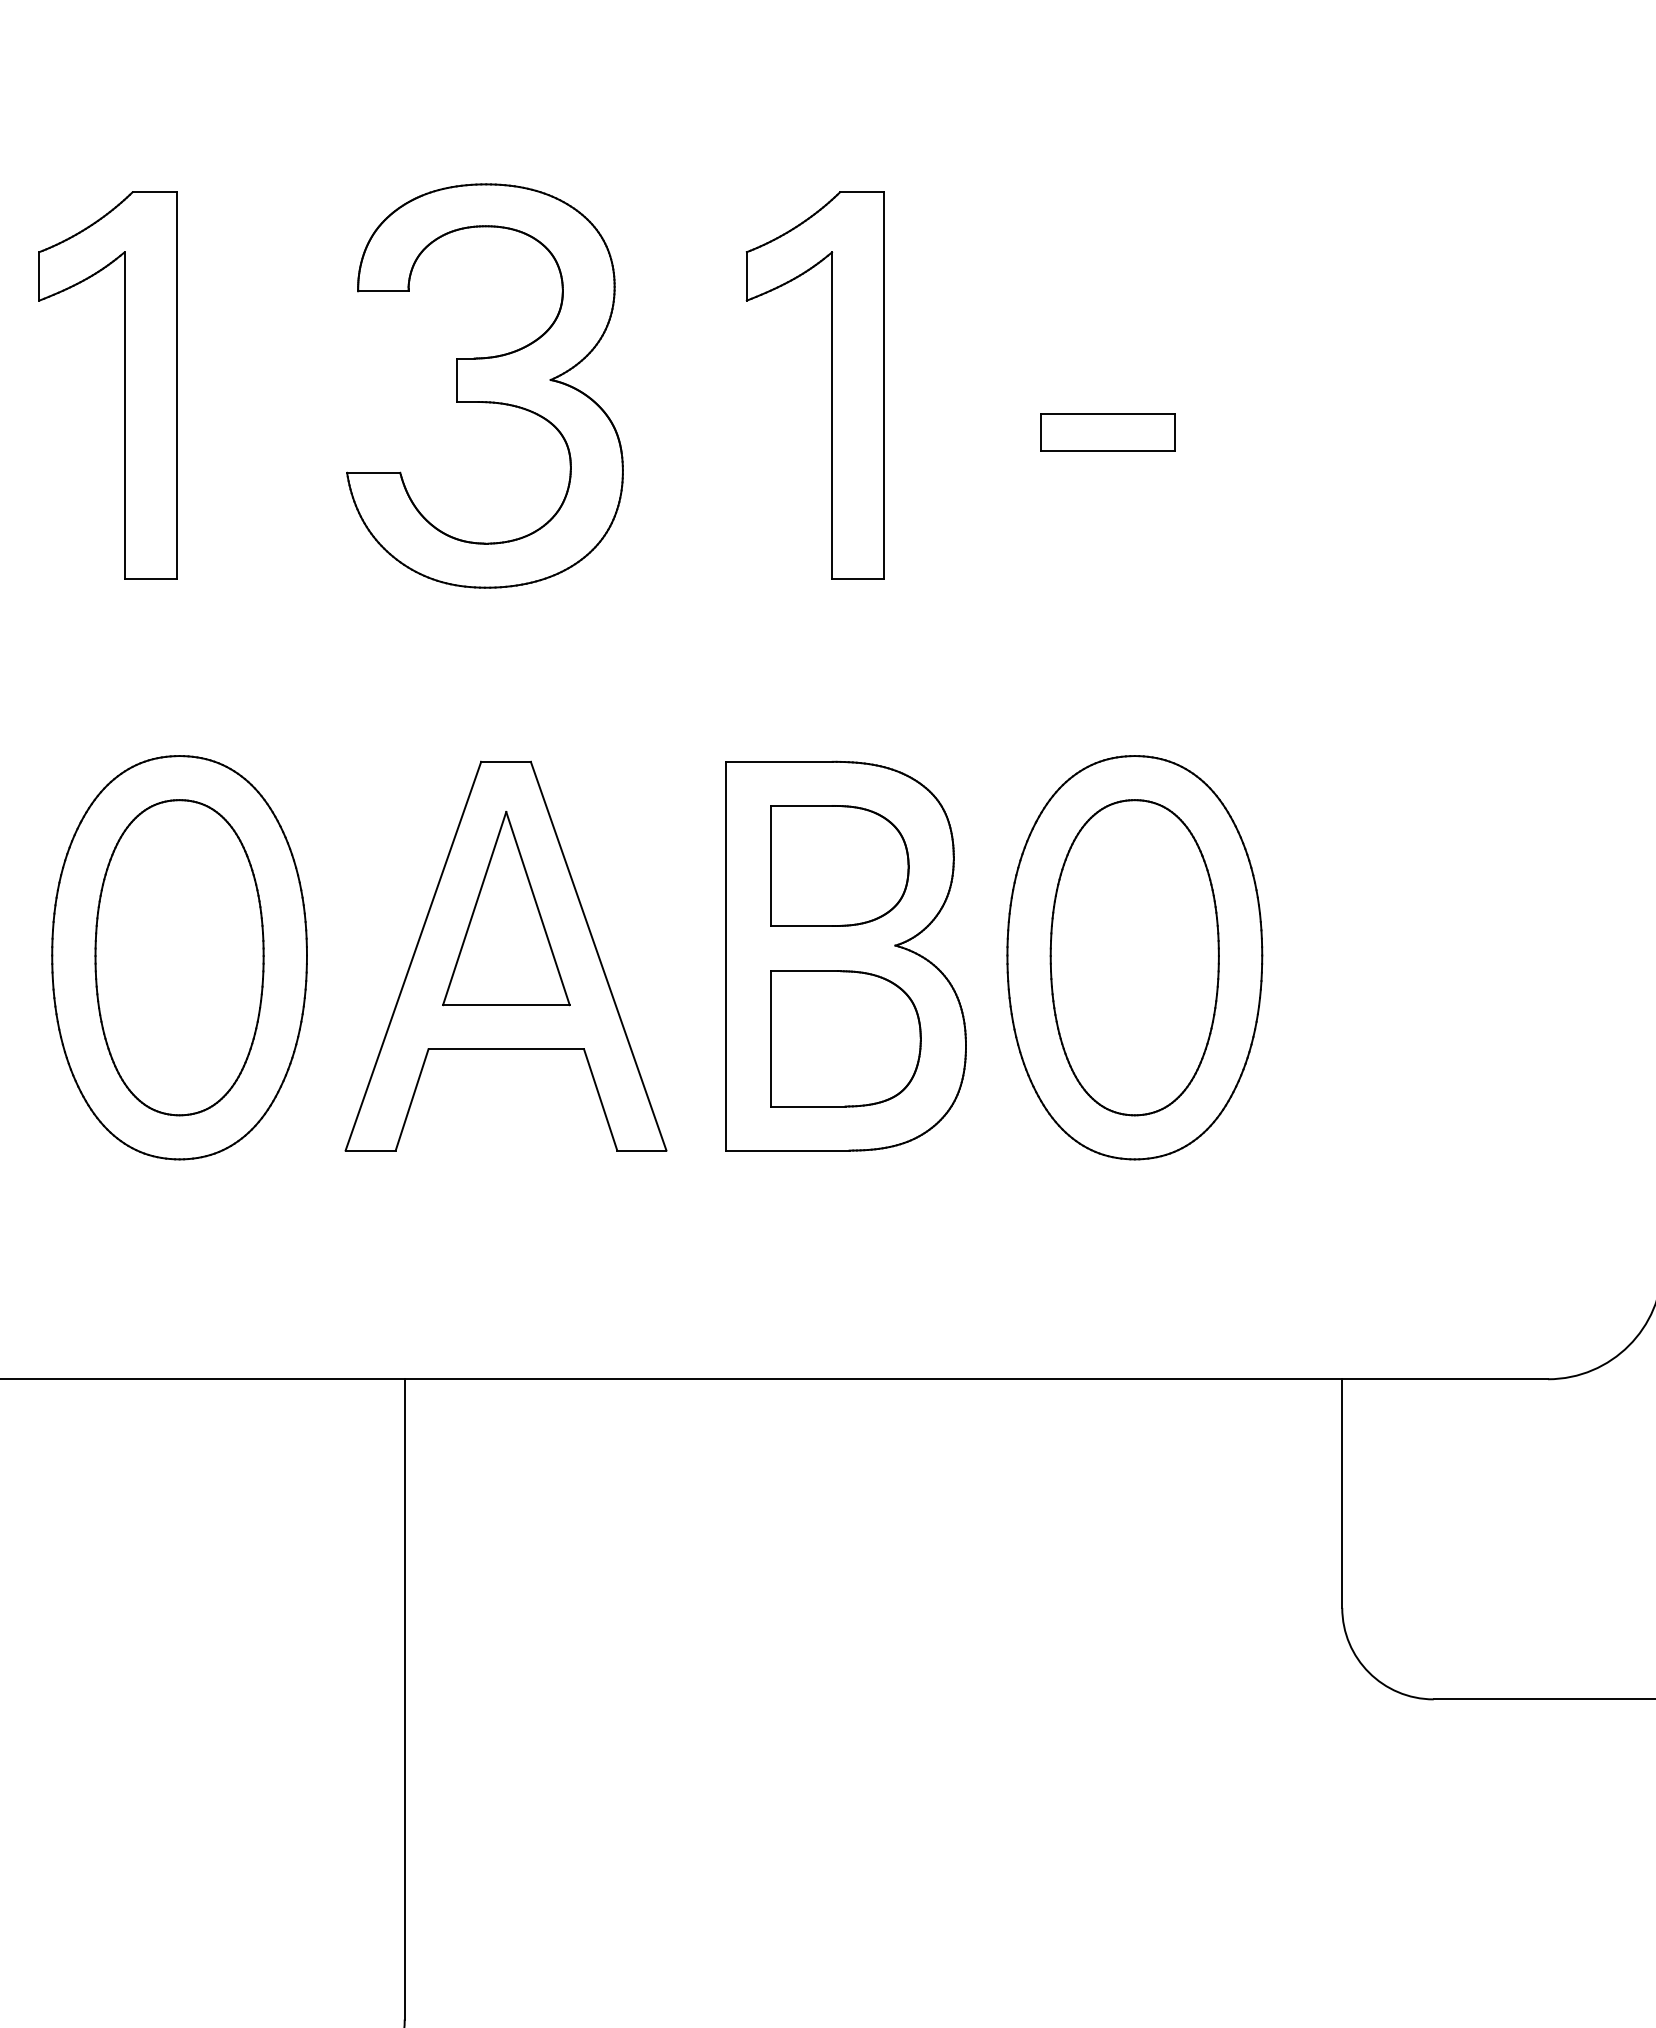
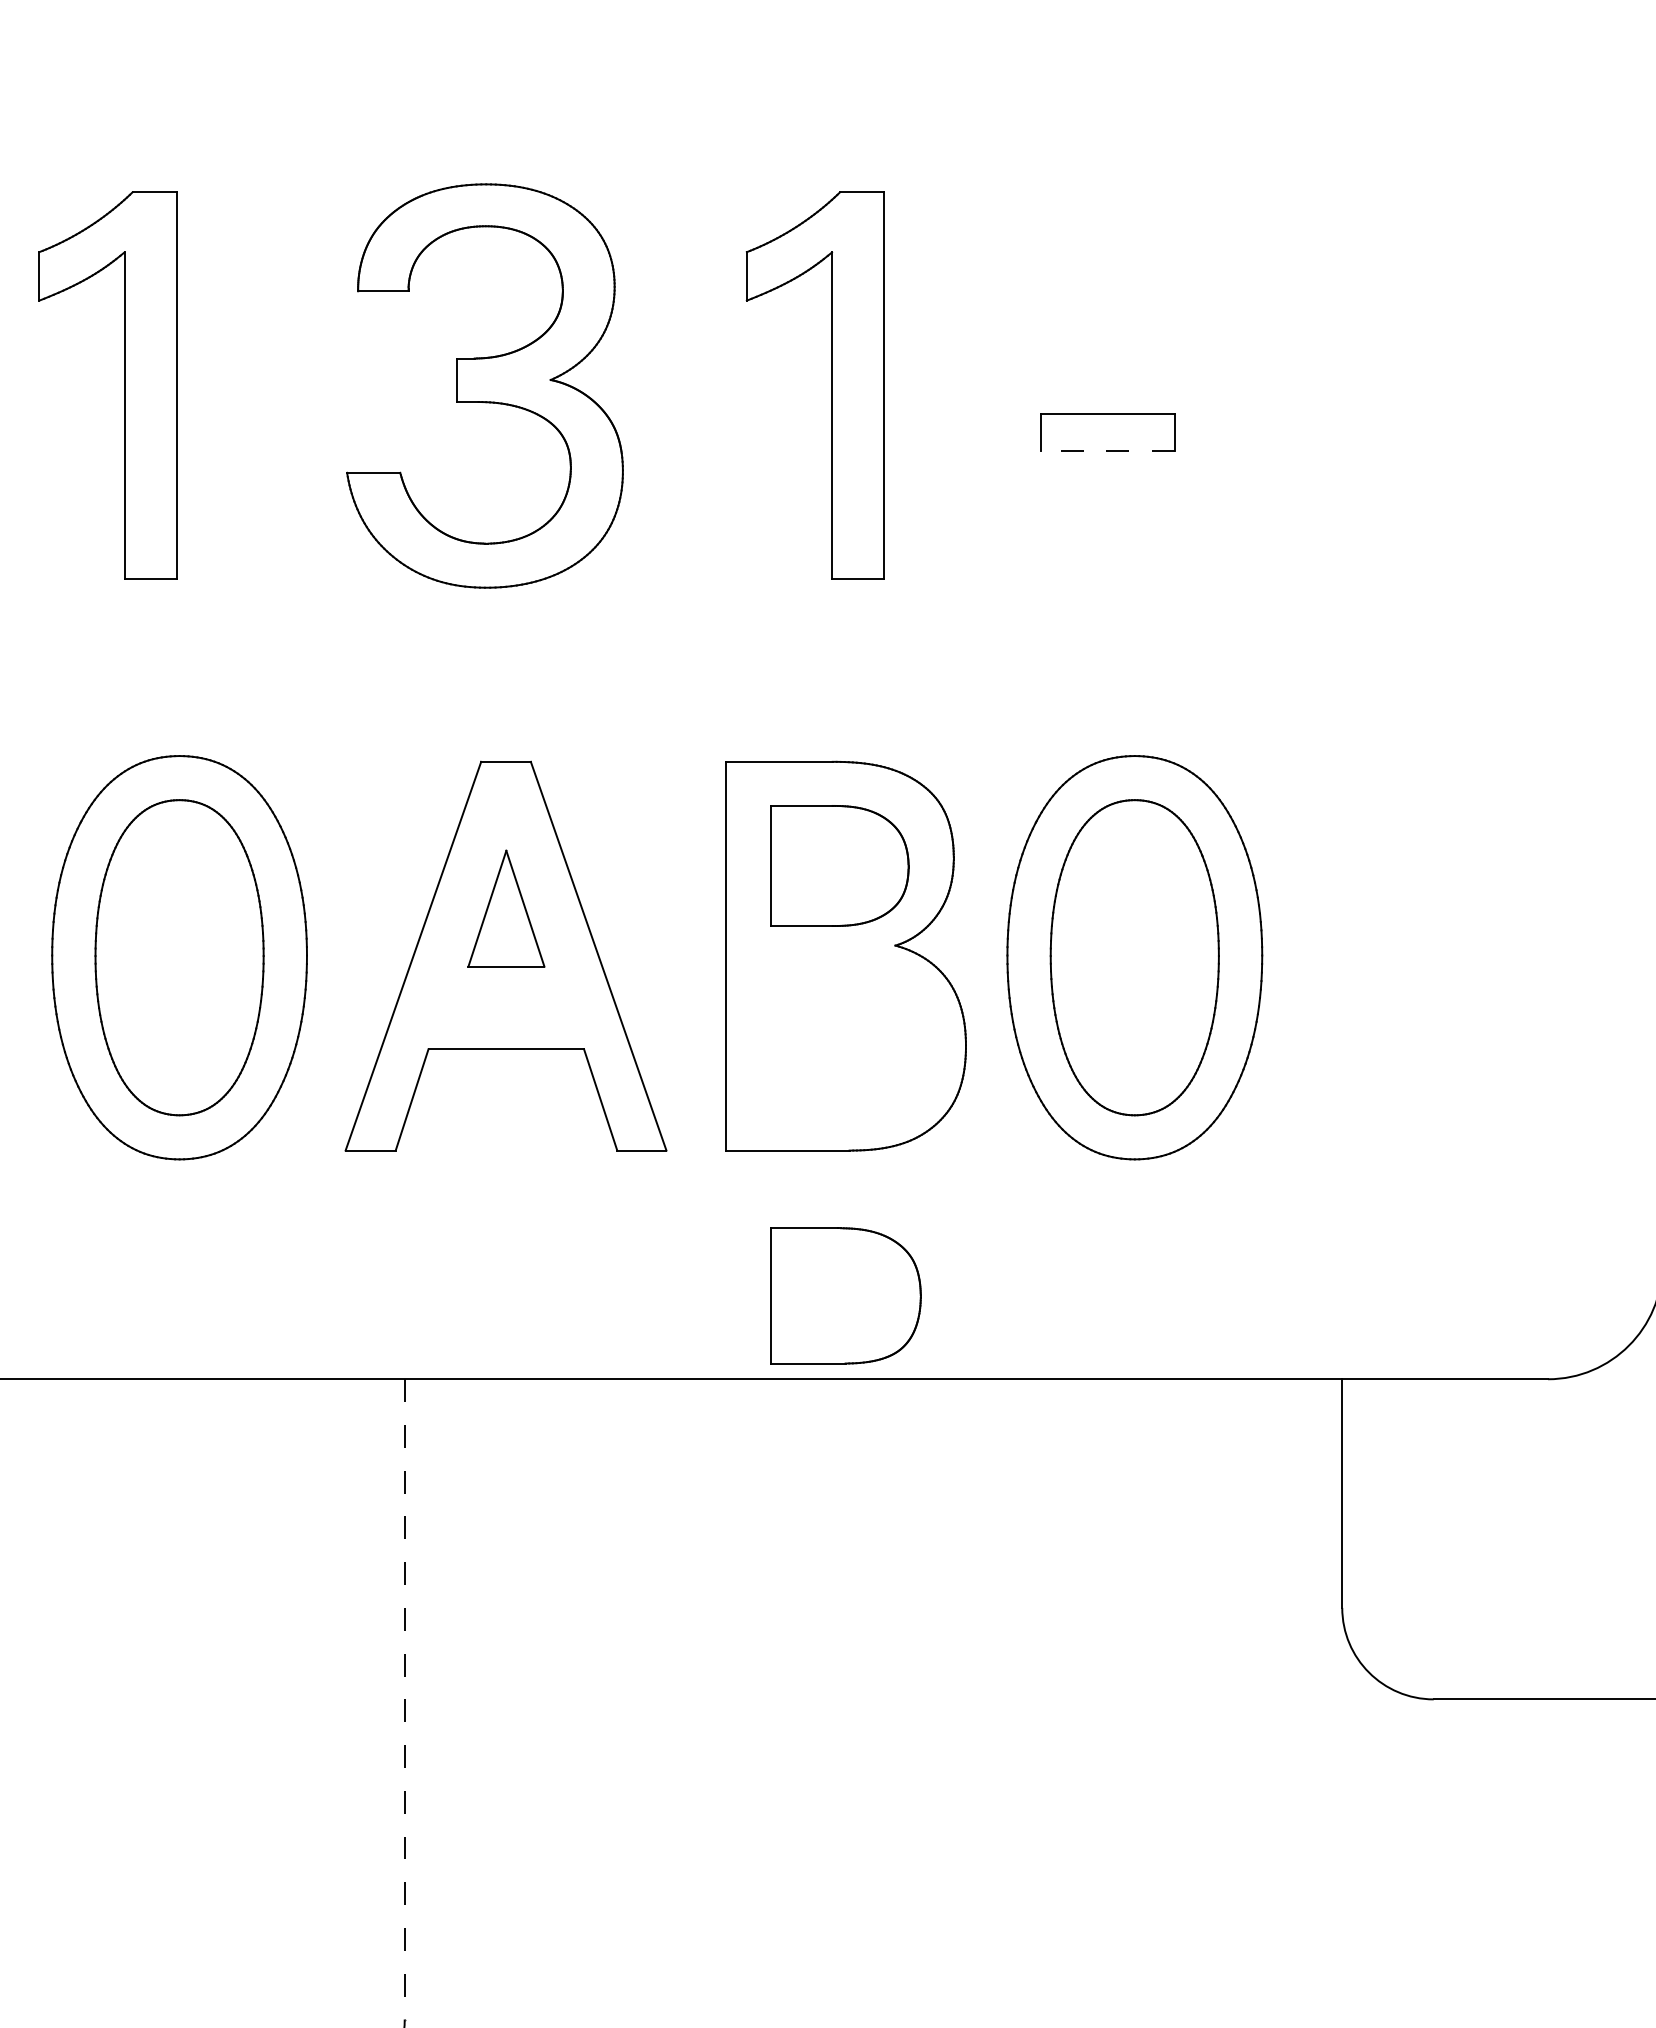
line: solid -> dashed (1108, 451)
part size: 129x196 px -> 79x119 px (506, 908)
part position: (845, 1038) -> (845, 1295) (845, 1295)
line: solid -> dashed (404, 1699)
